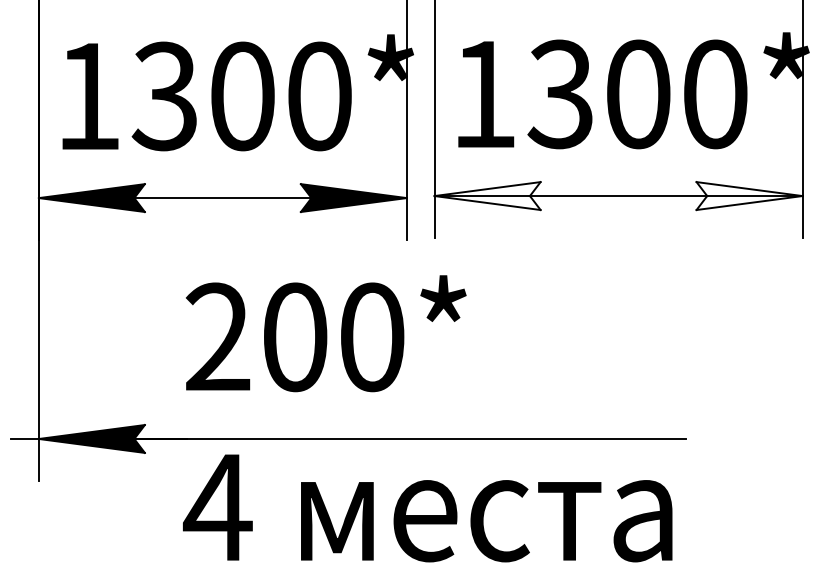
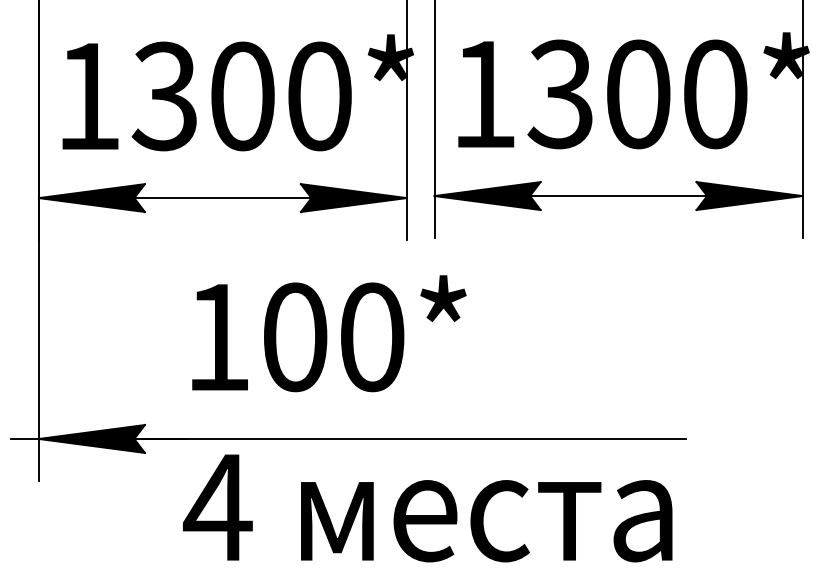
fill: none -> present (487, 196)
fill: none -> present (749, 196)
text: 200* -> 100* (217, 336)
